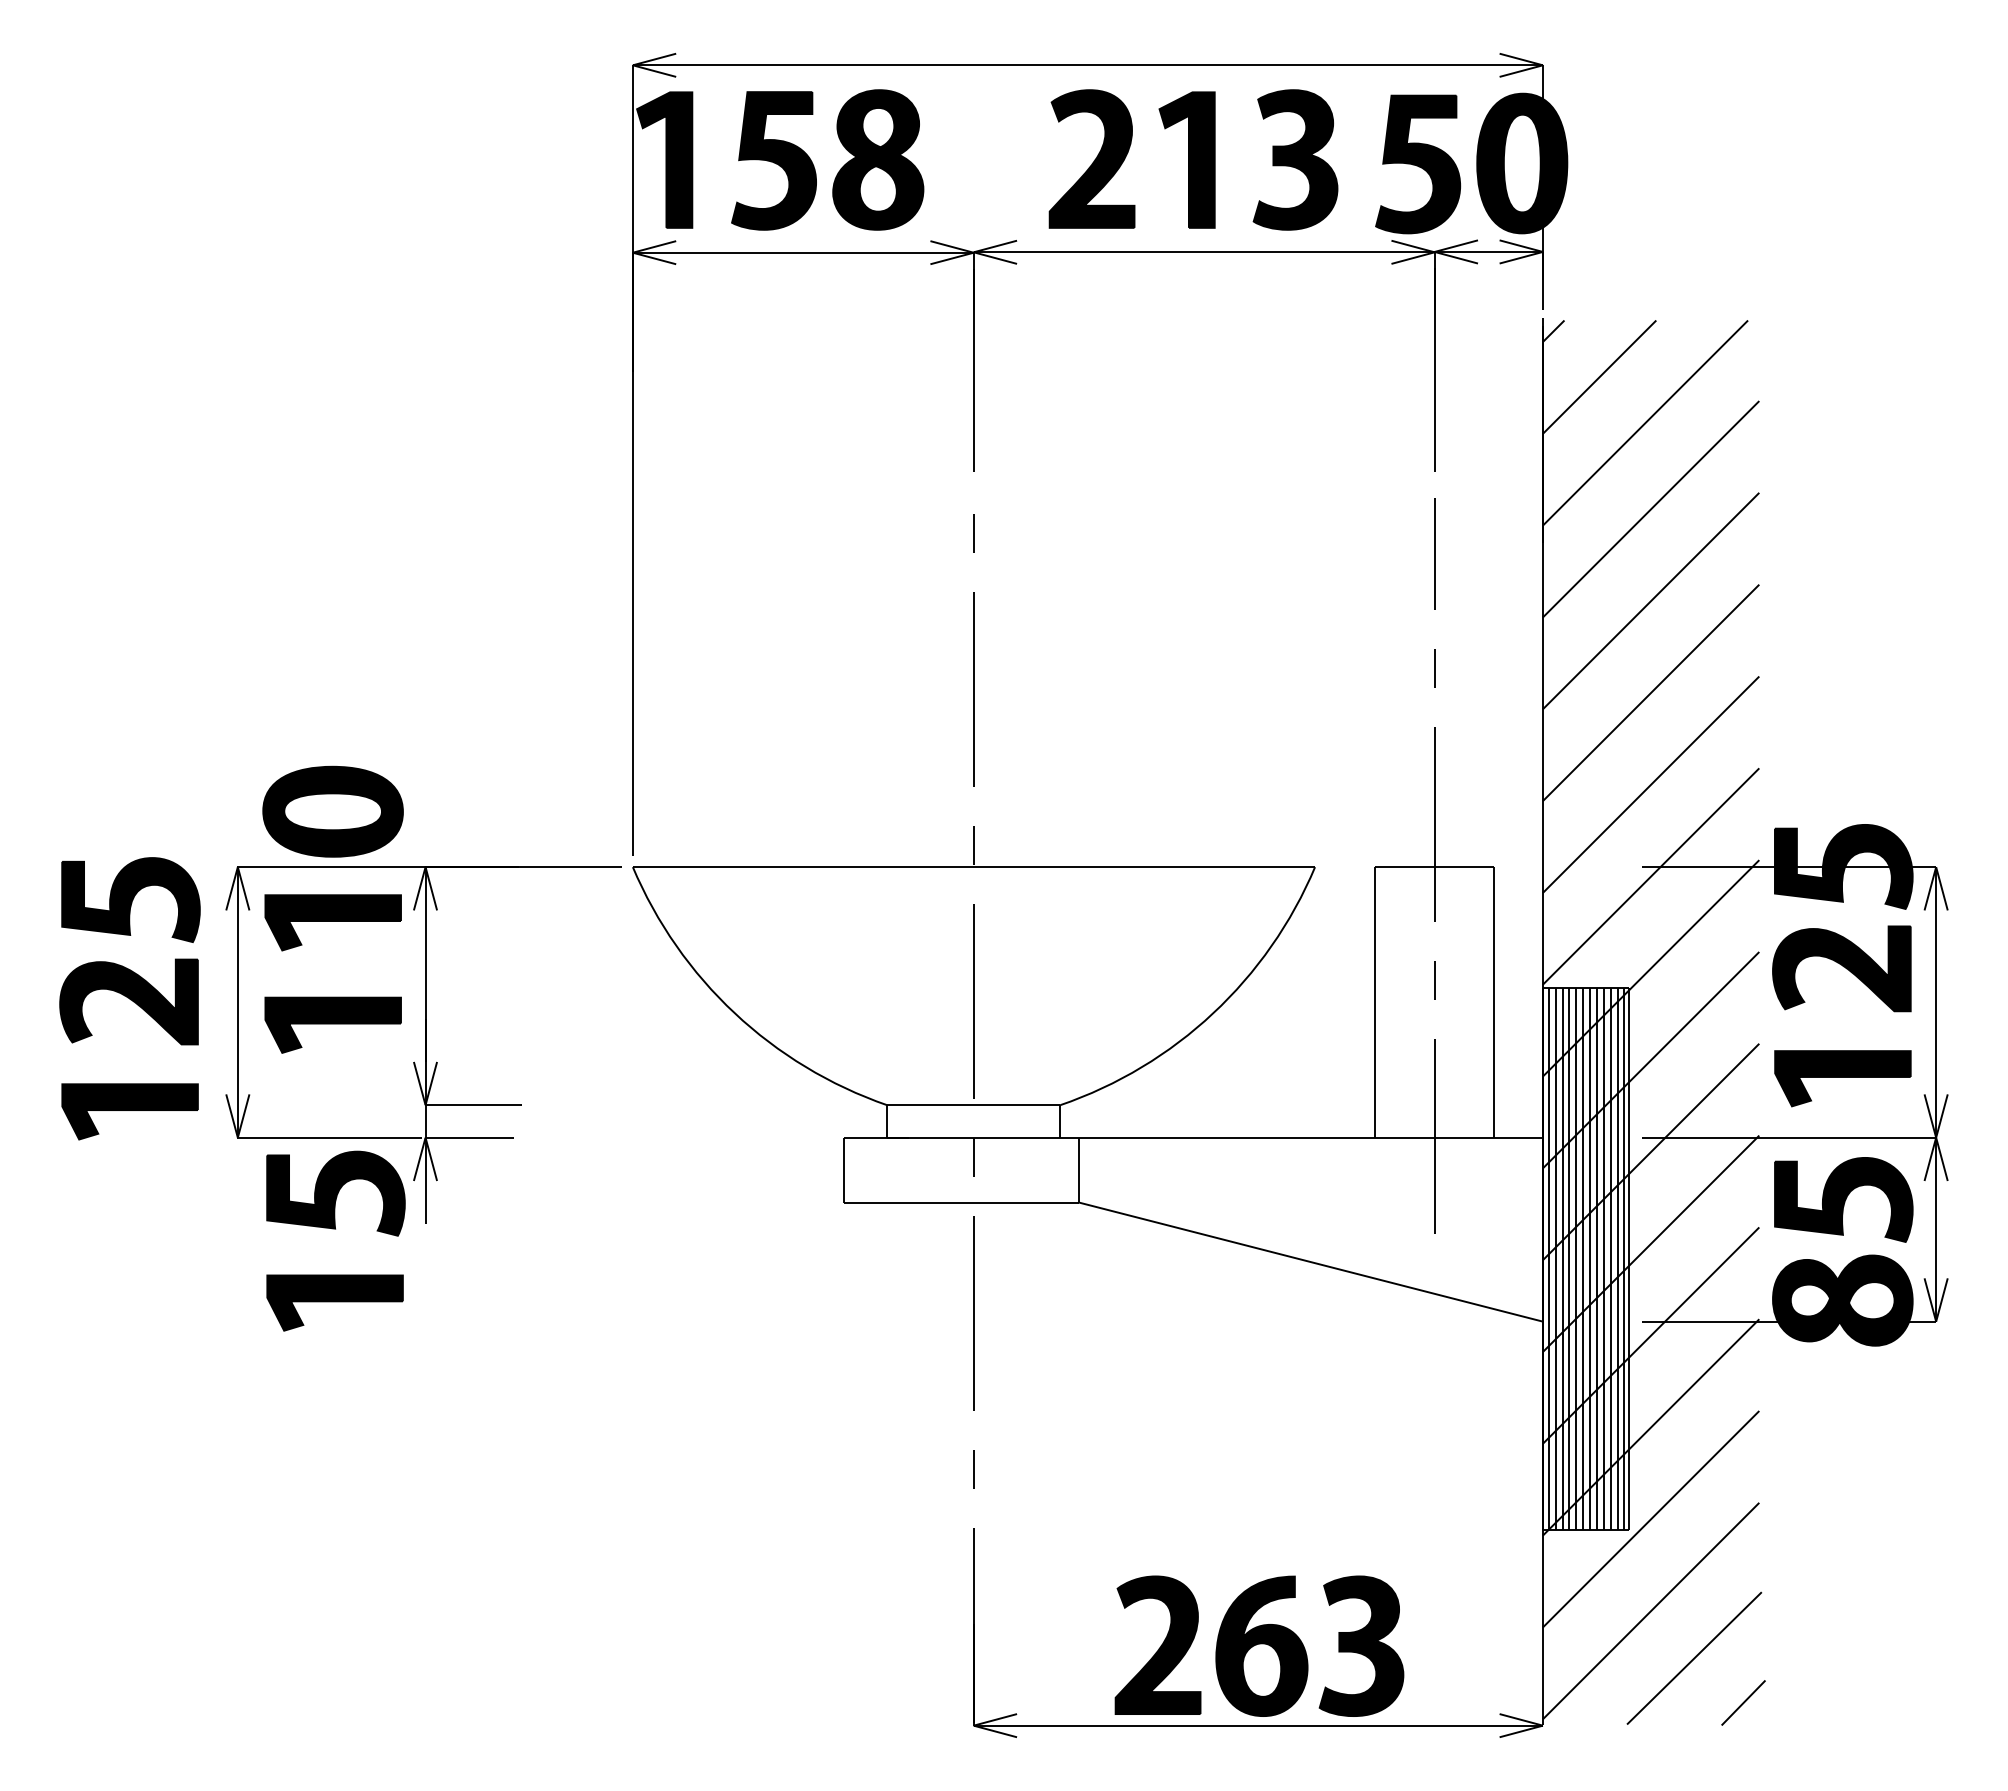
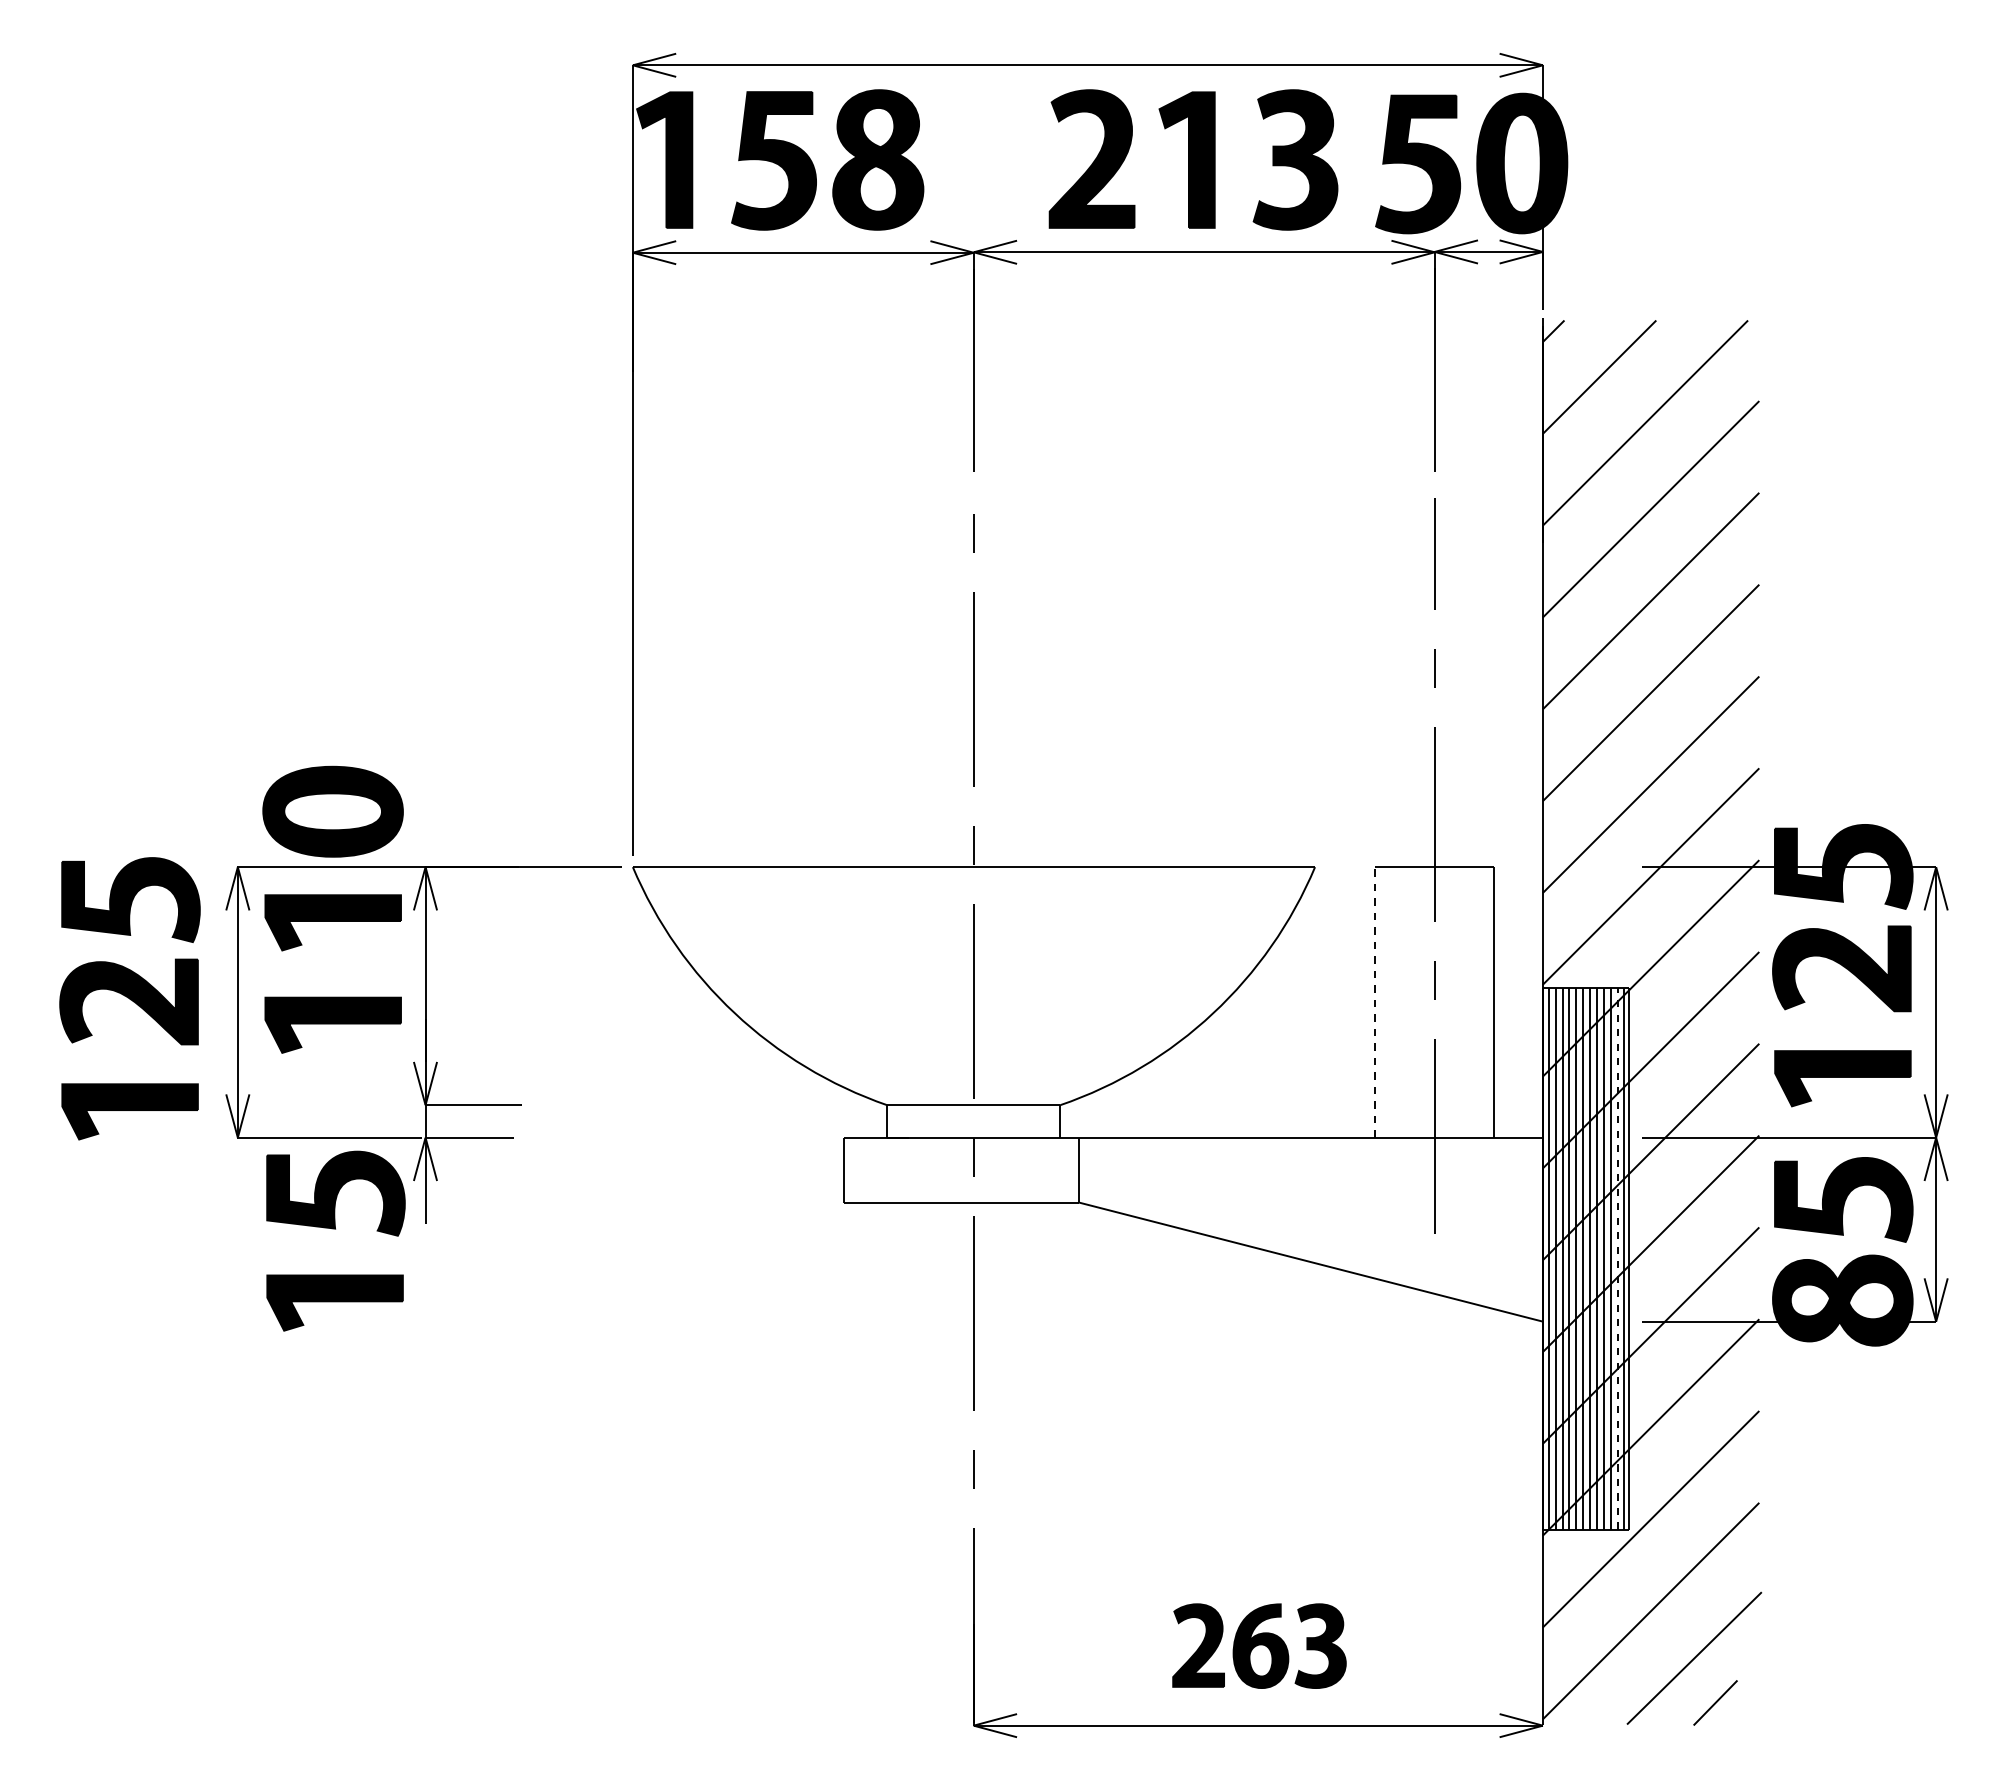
line: solid -> dashed (1375, 1001)
line: solid -> dashed (1617, 1259)
part size: 291x142 px -> 175x86 px (1259, 1645)
line position: (1743, 1702) -> (1715, 1702) (1715, 1702)
